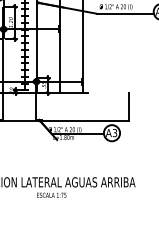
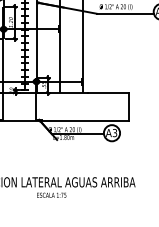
line: none -> present (108, 93)
